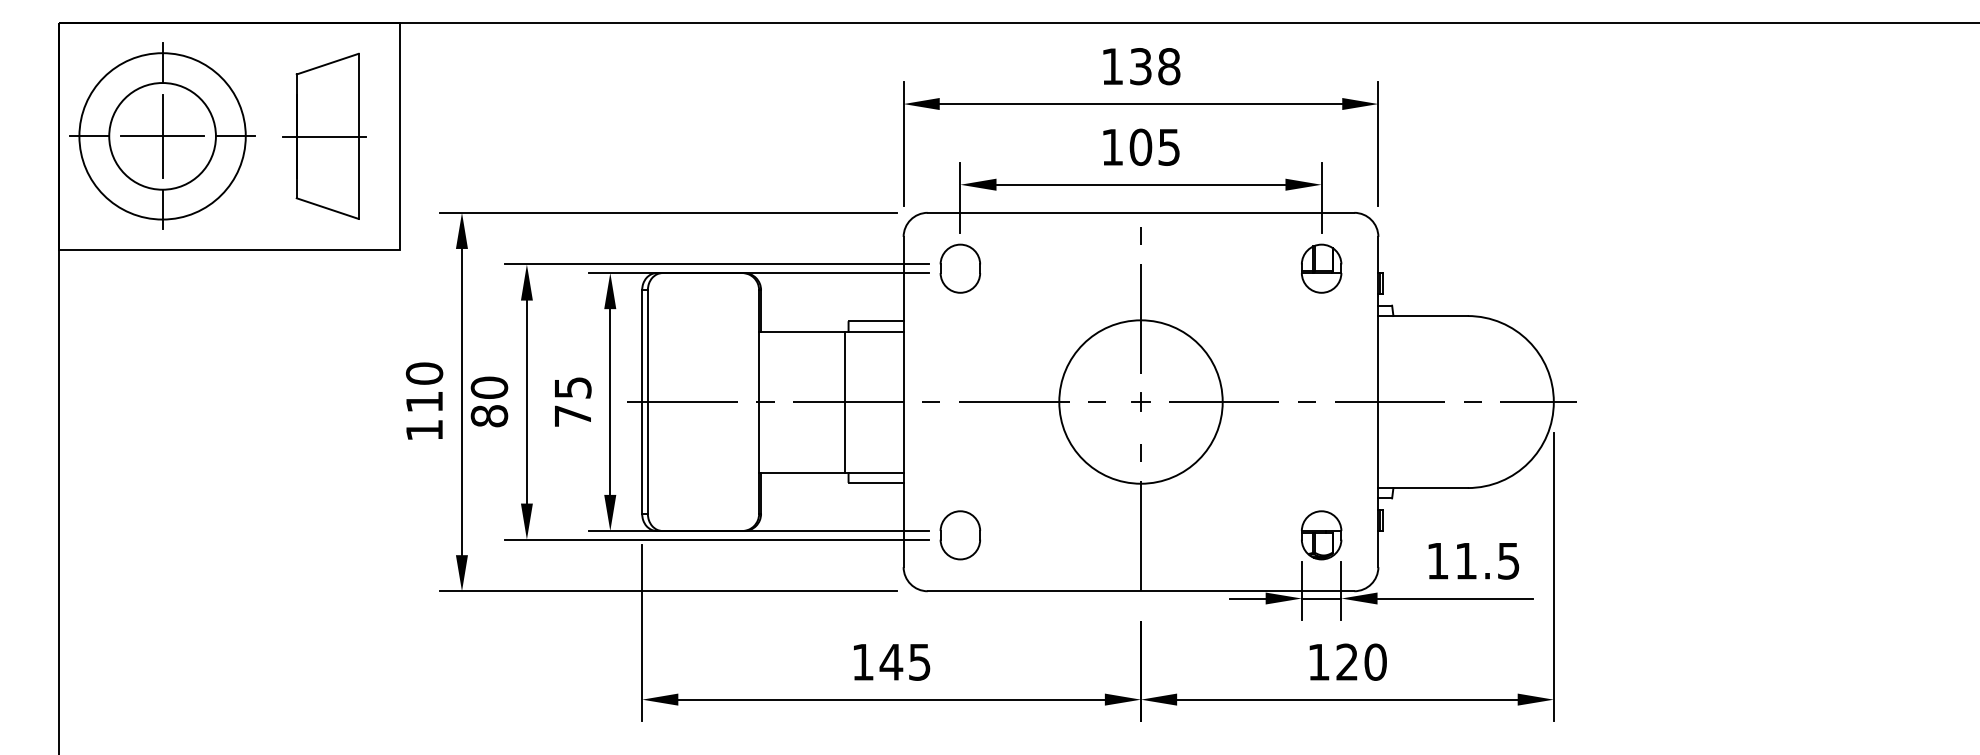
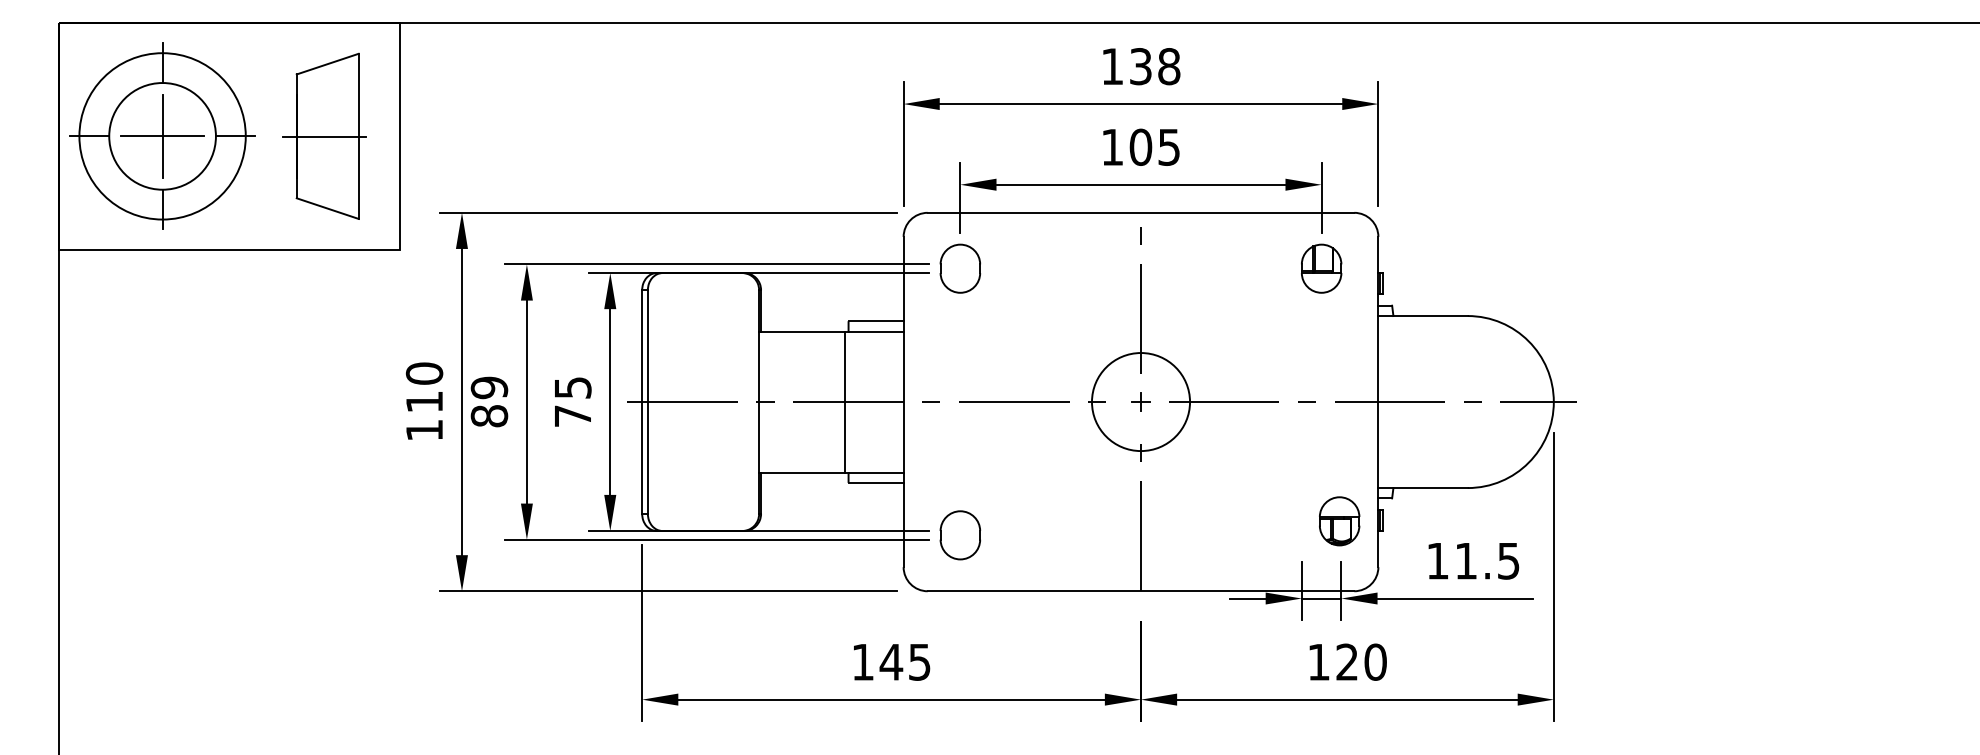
text: 80 -> 89 (489, 387)
circle diameter: 163 px -> 98 px (1140, 402)
part position: (1321, 535) -> (1339, 521) (1339, 521)
